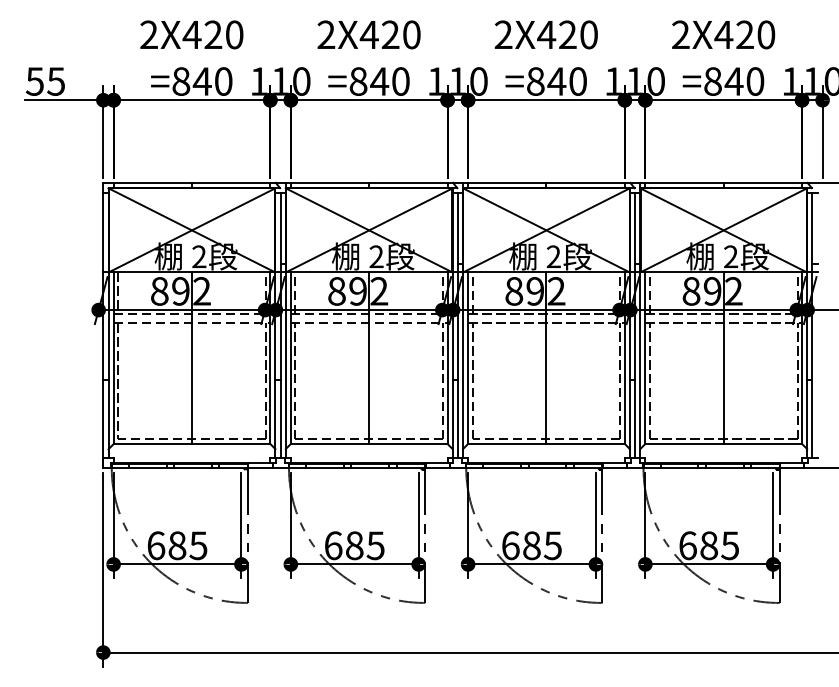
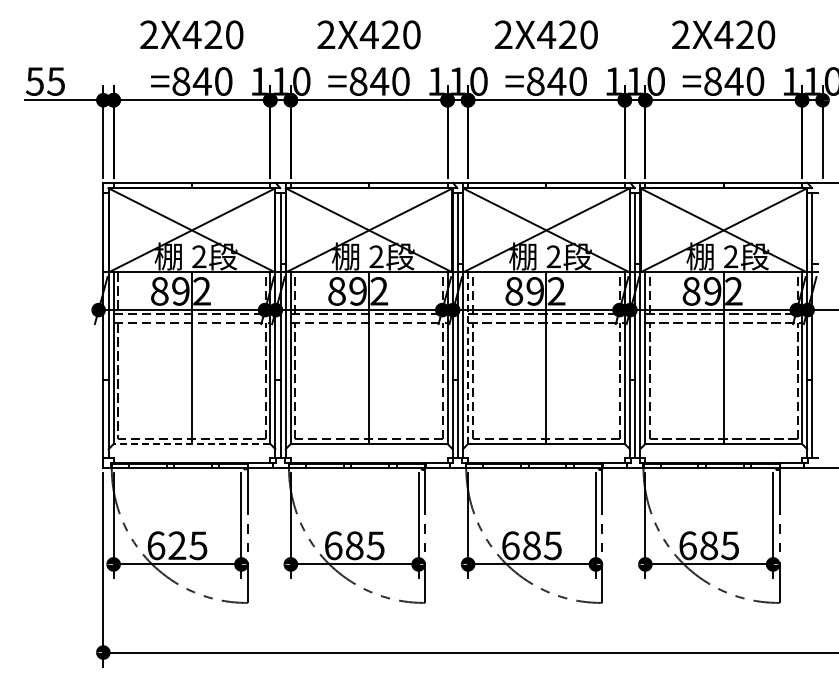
line: solid -> dashed (468, 358)
line: solid -> dashed (191, 443)
text: 685 -> 625 (177, 545)
